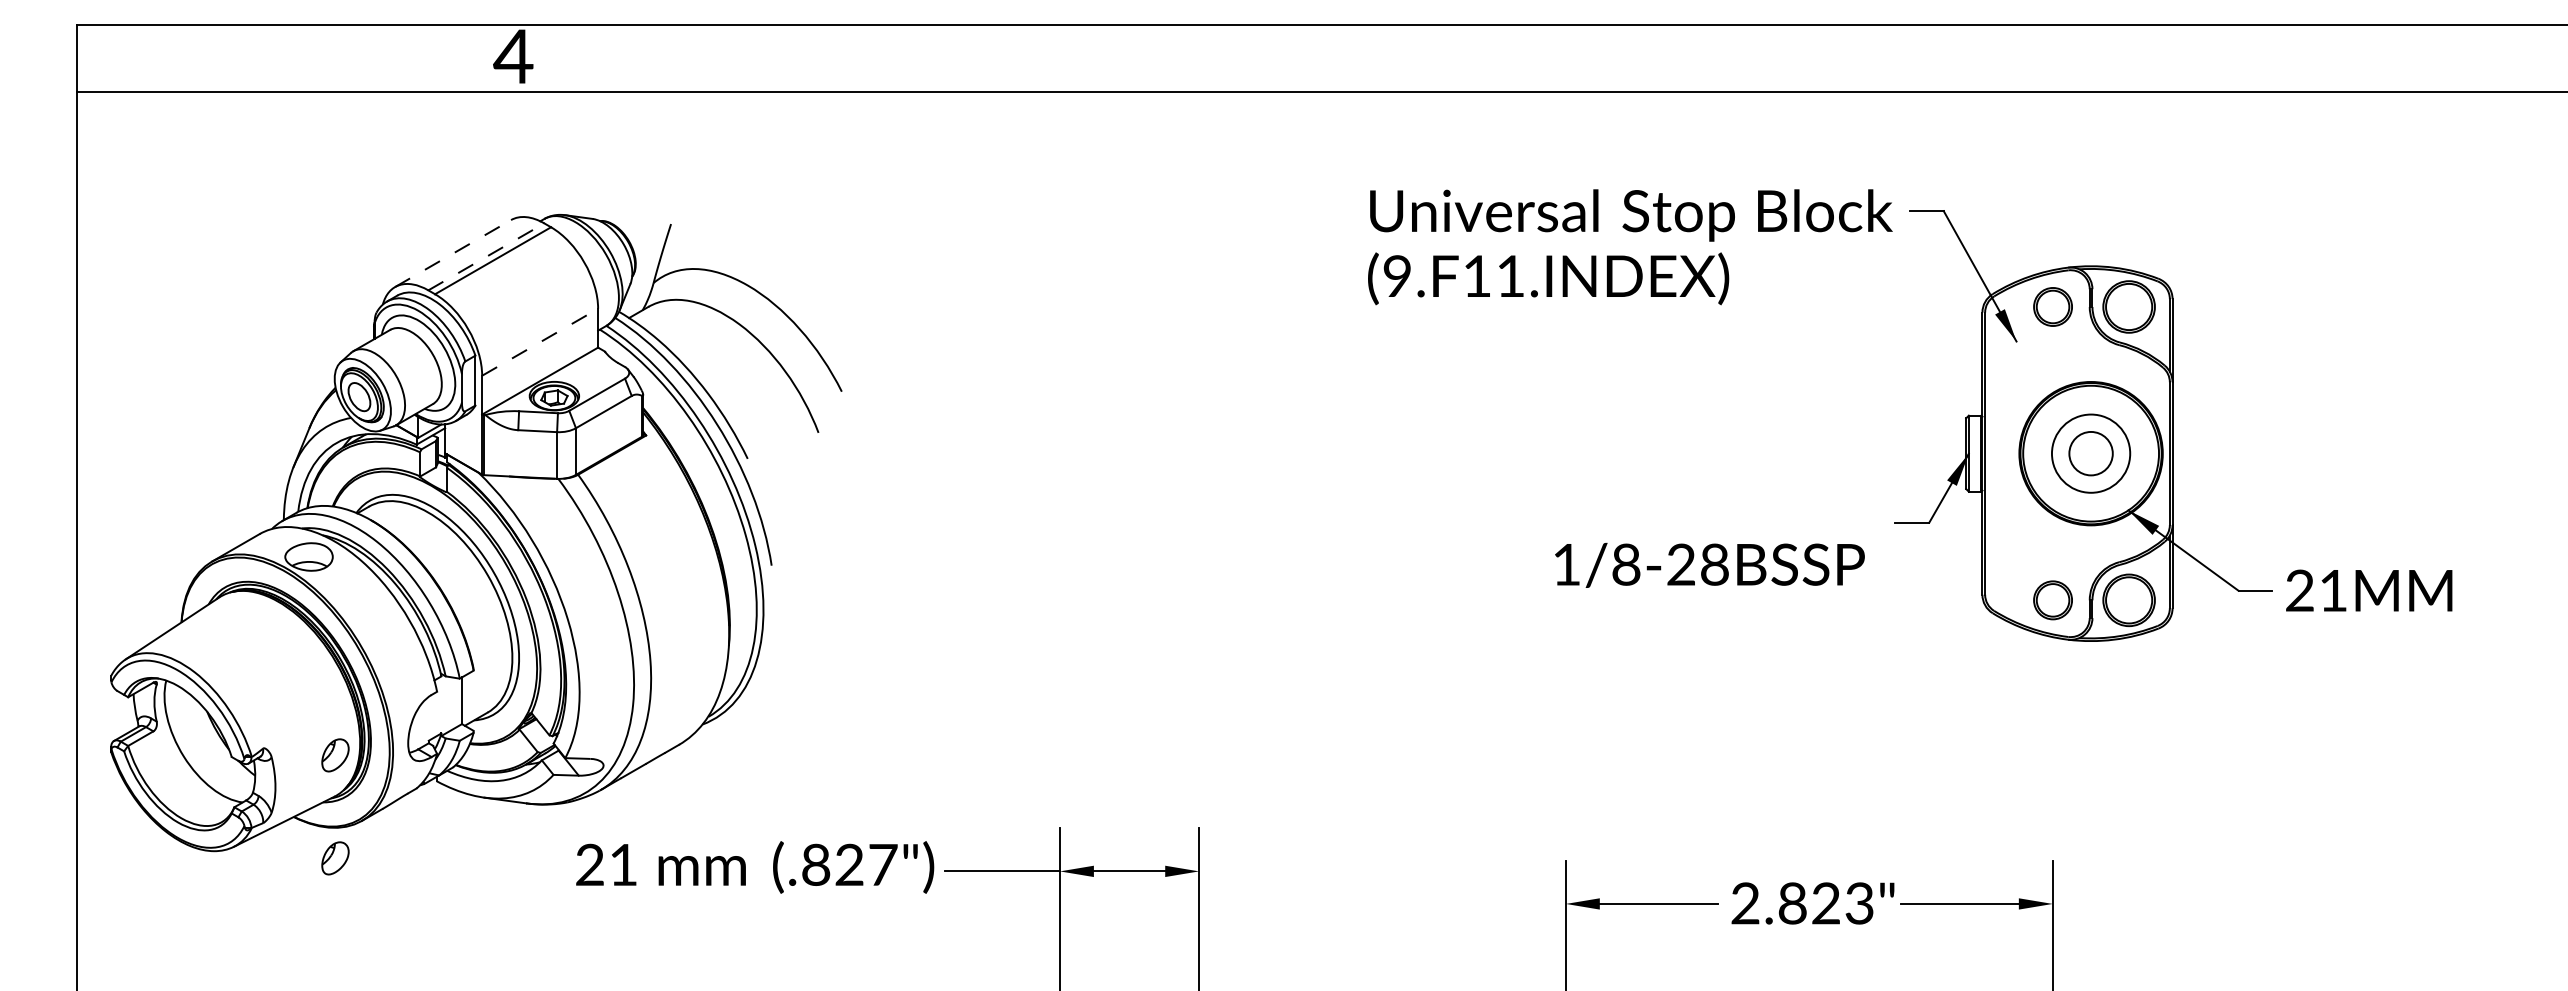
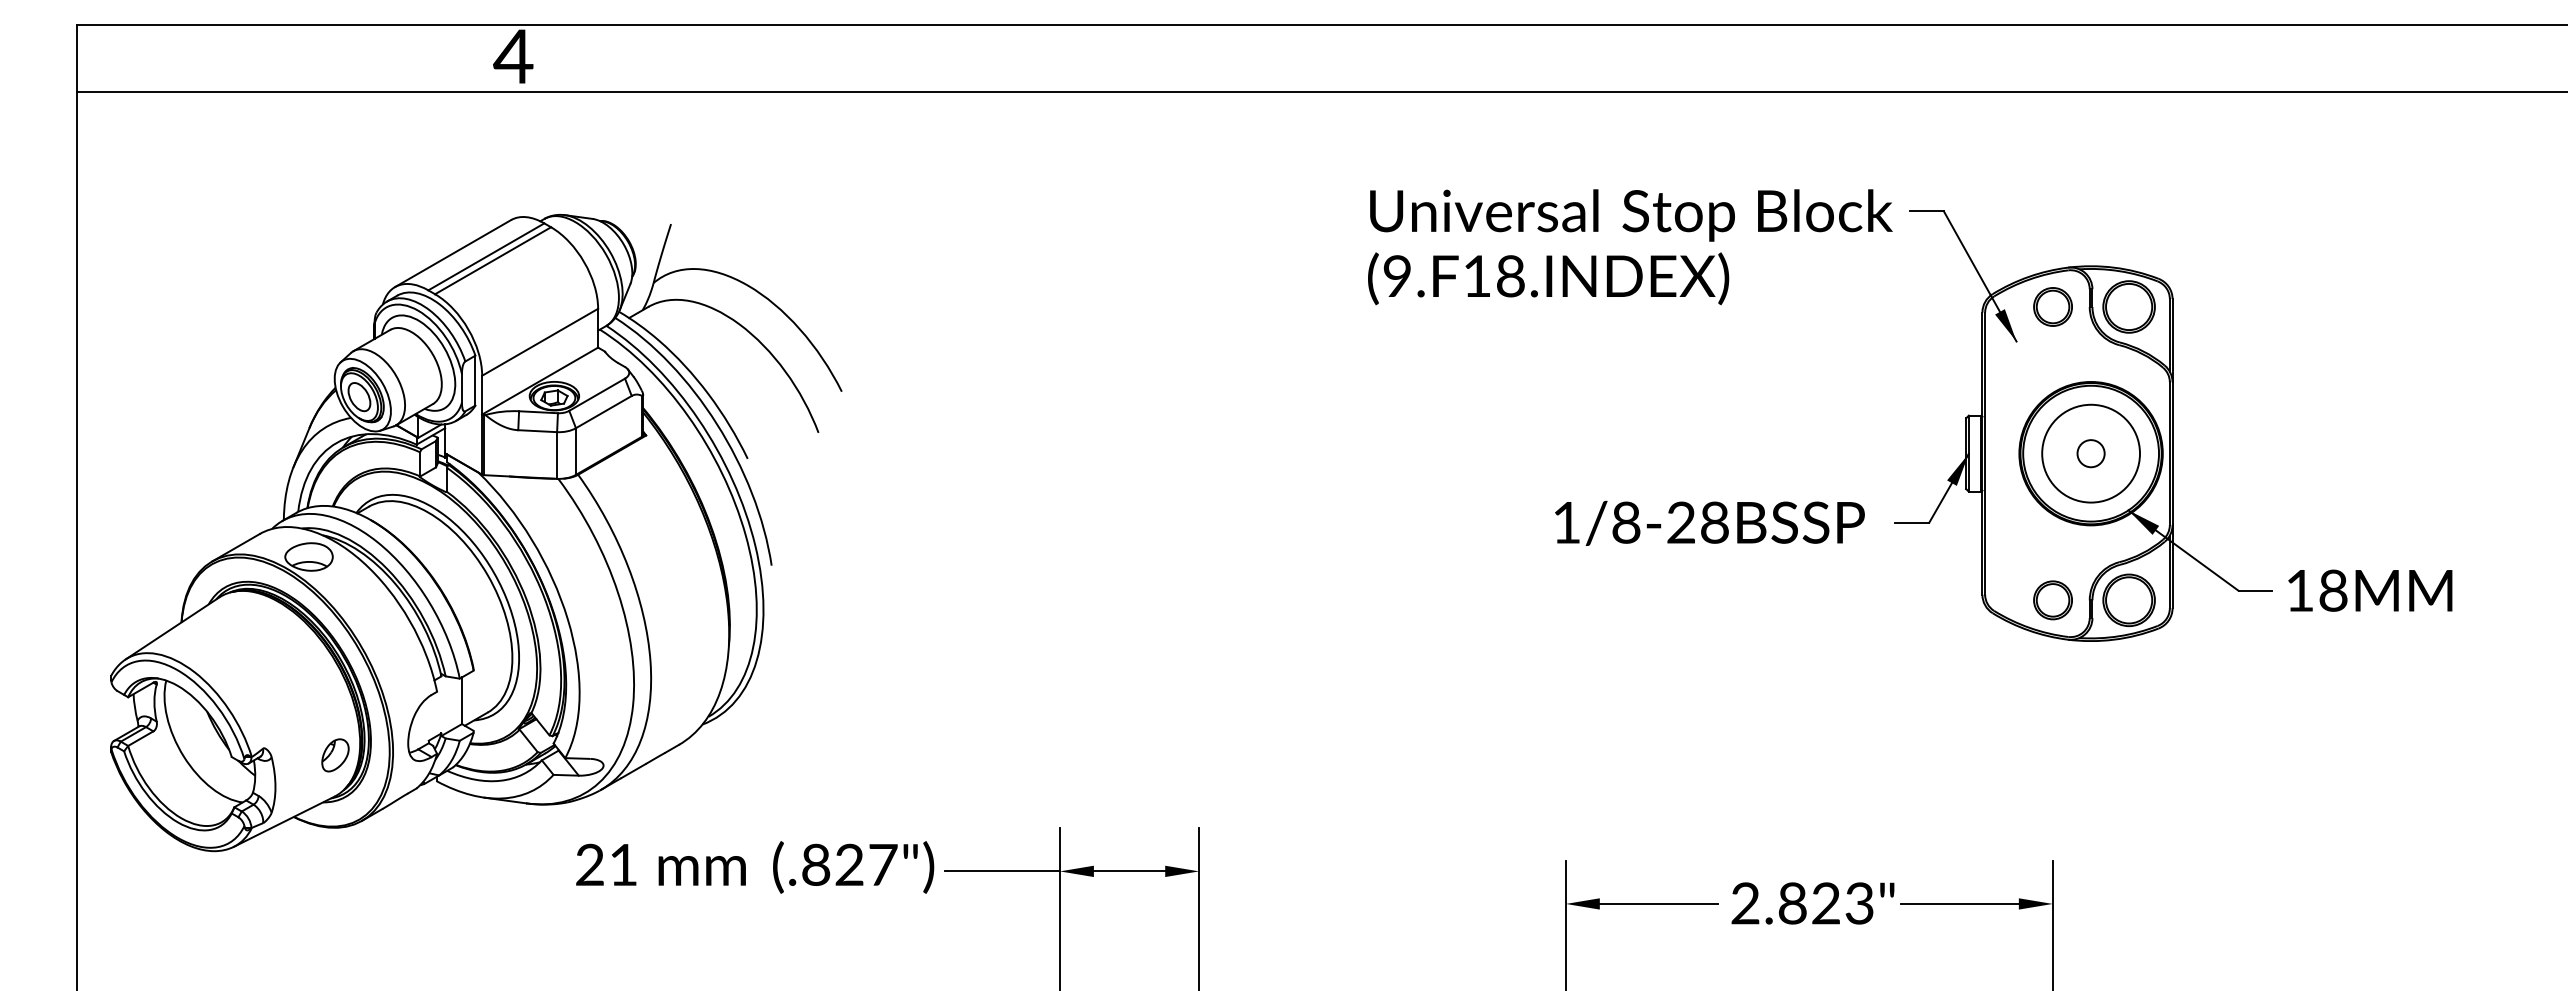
line: dashed -> solid (453, 253)
line: dashed -> solid (486, 256)
text: (9.F11.INDEX) -> (9.F18.INDEX) (1510, 276)
line: dashed -> solid (540, 342)
circle diameter: 43 px -> 27 px (2090, 453)
circle diameter: 78 px -> 98 px (2091, 453)
text position: (1709, 564) -> (1709, 522) (1709, 522)
text: 21MM -> 18MM (2316, 590)
part: present -> none (335, 858)
